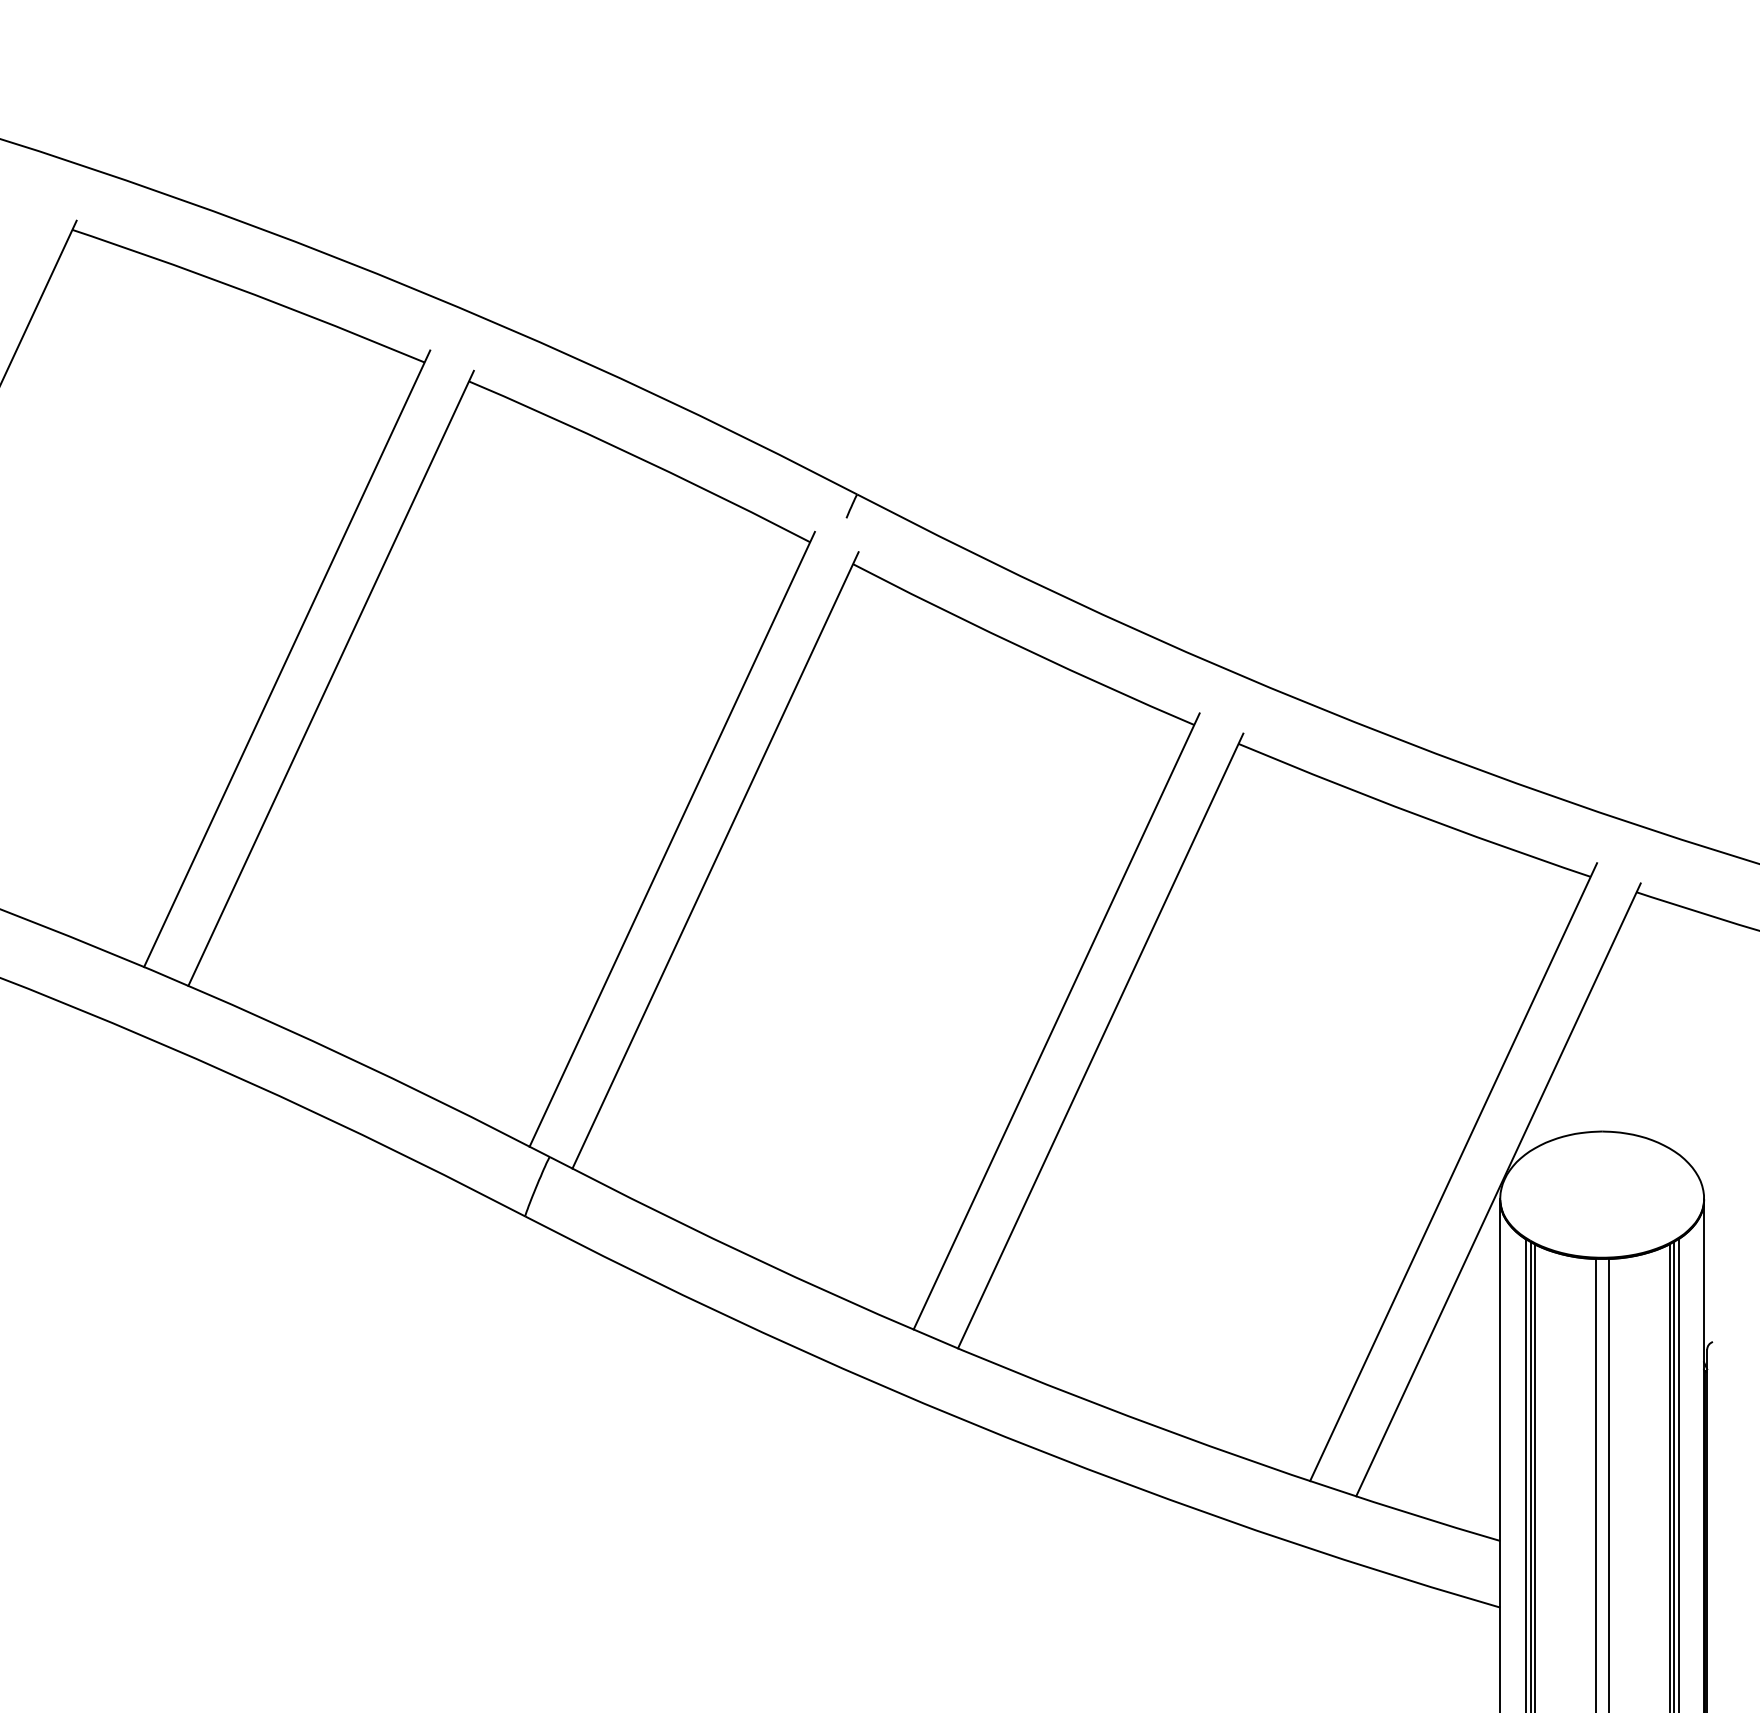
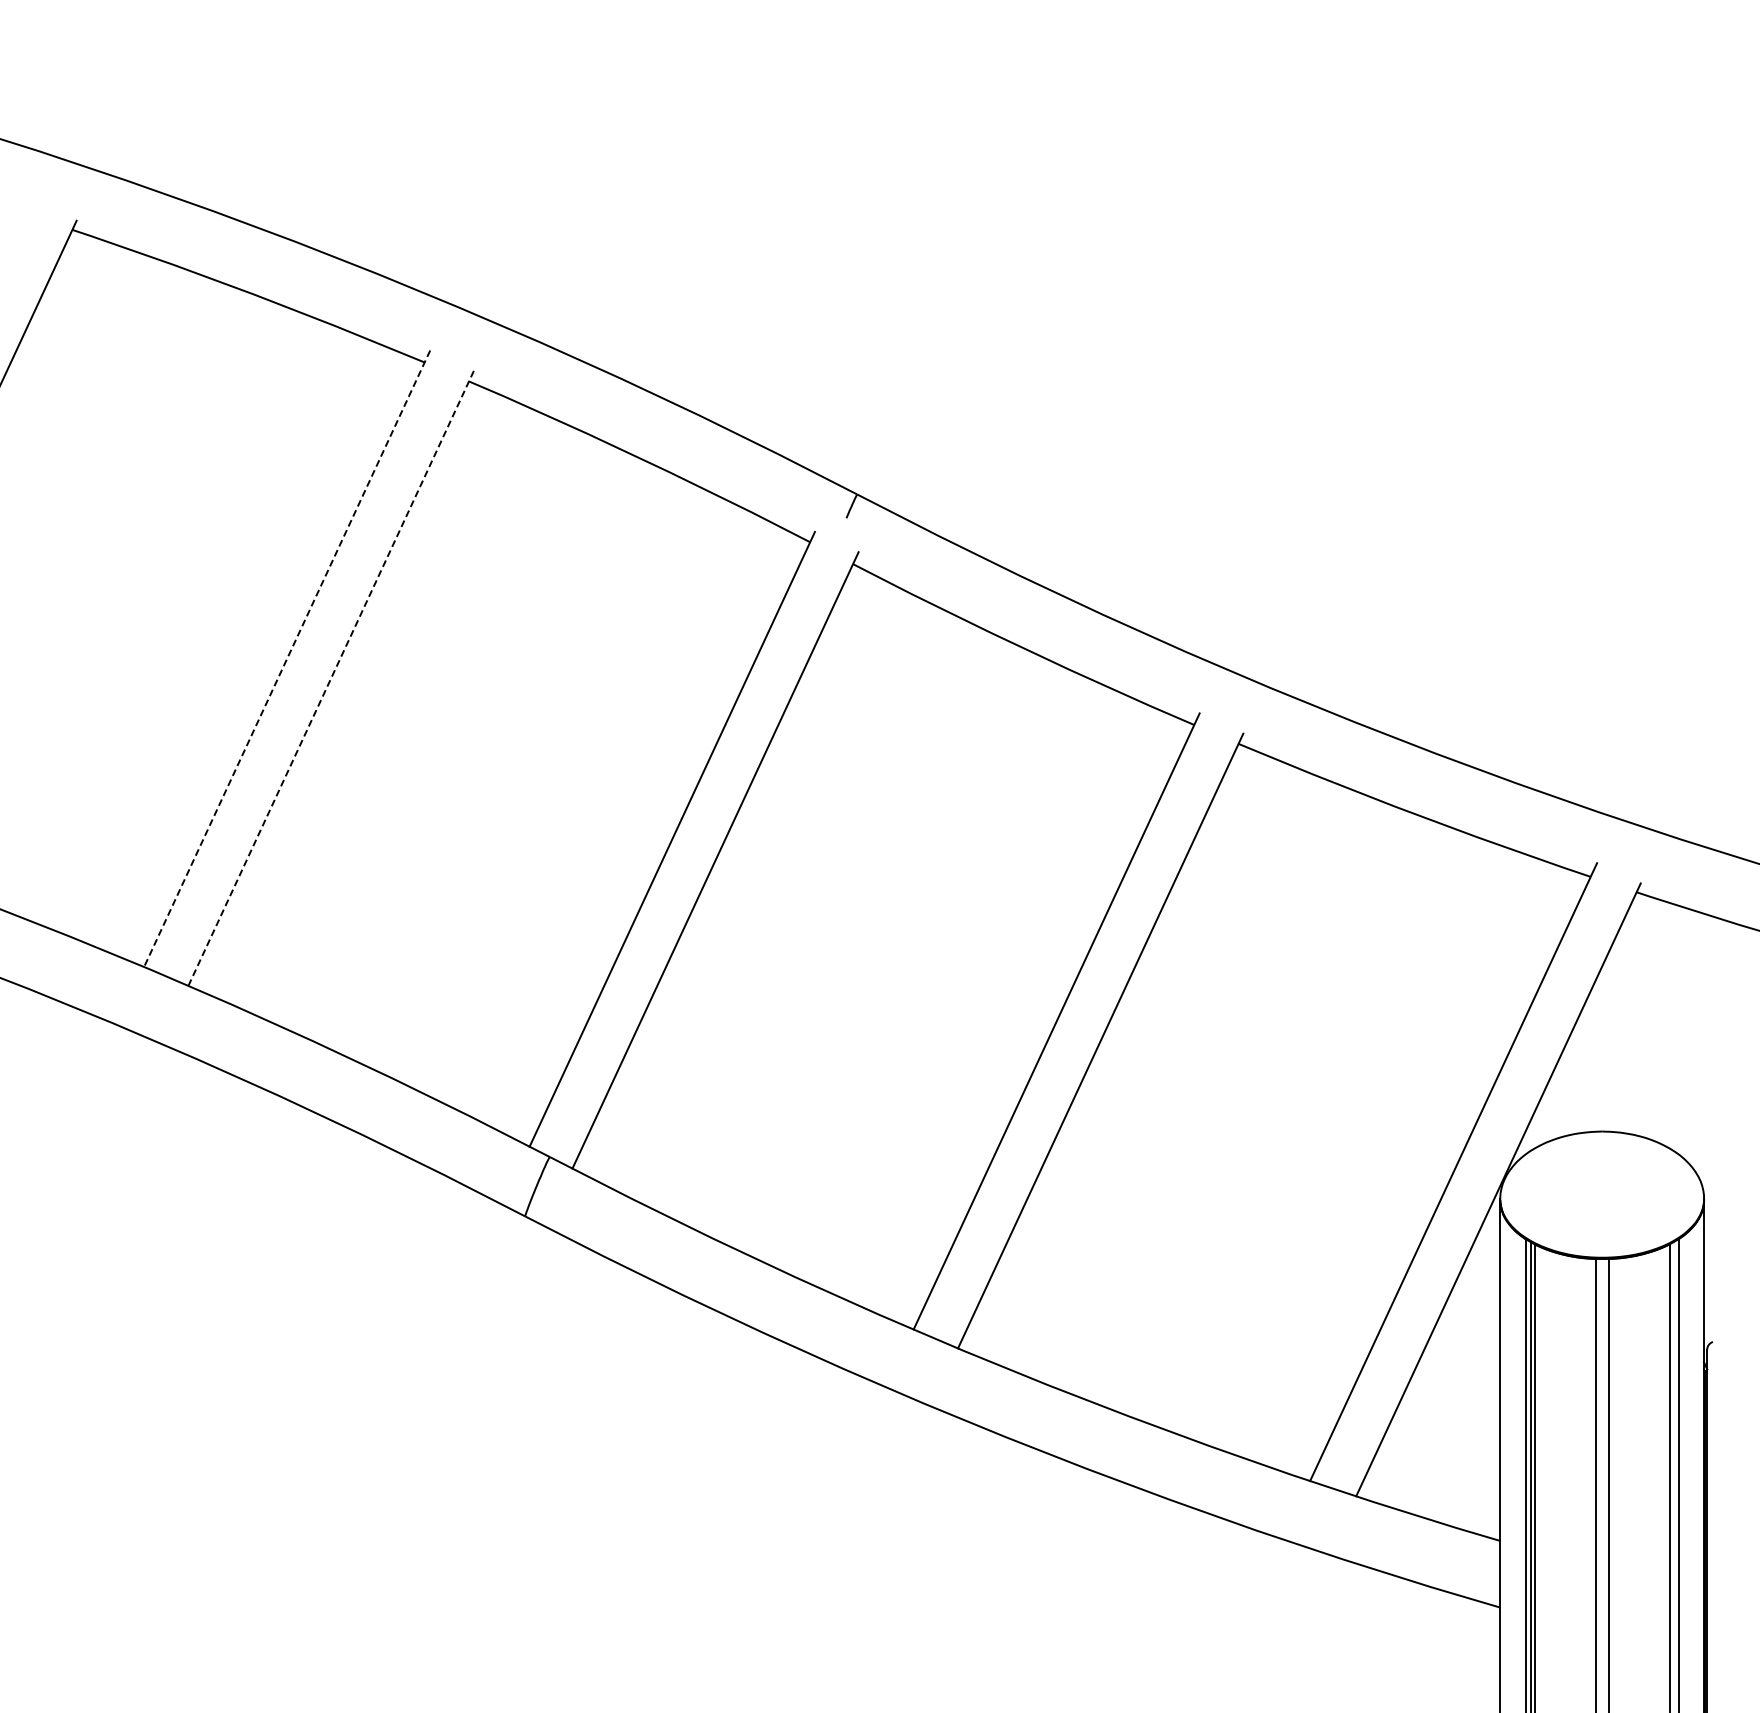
line: solid -> dashed (287, 658)
line: solid -> dashed (331, 677)
line: present -> none (1673, 1475)
